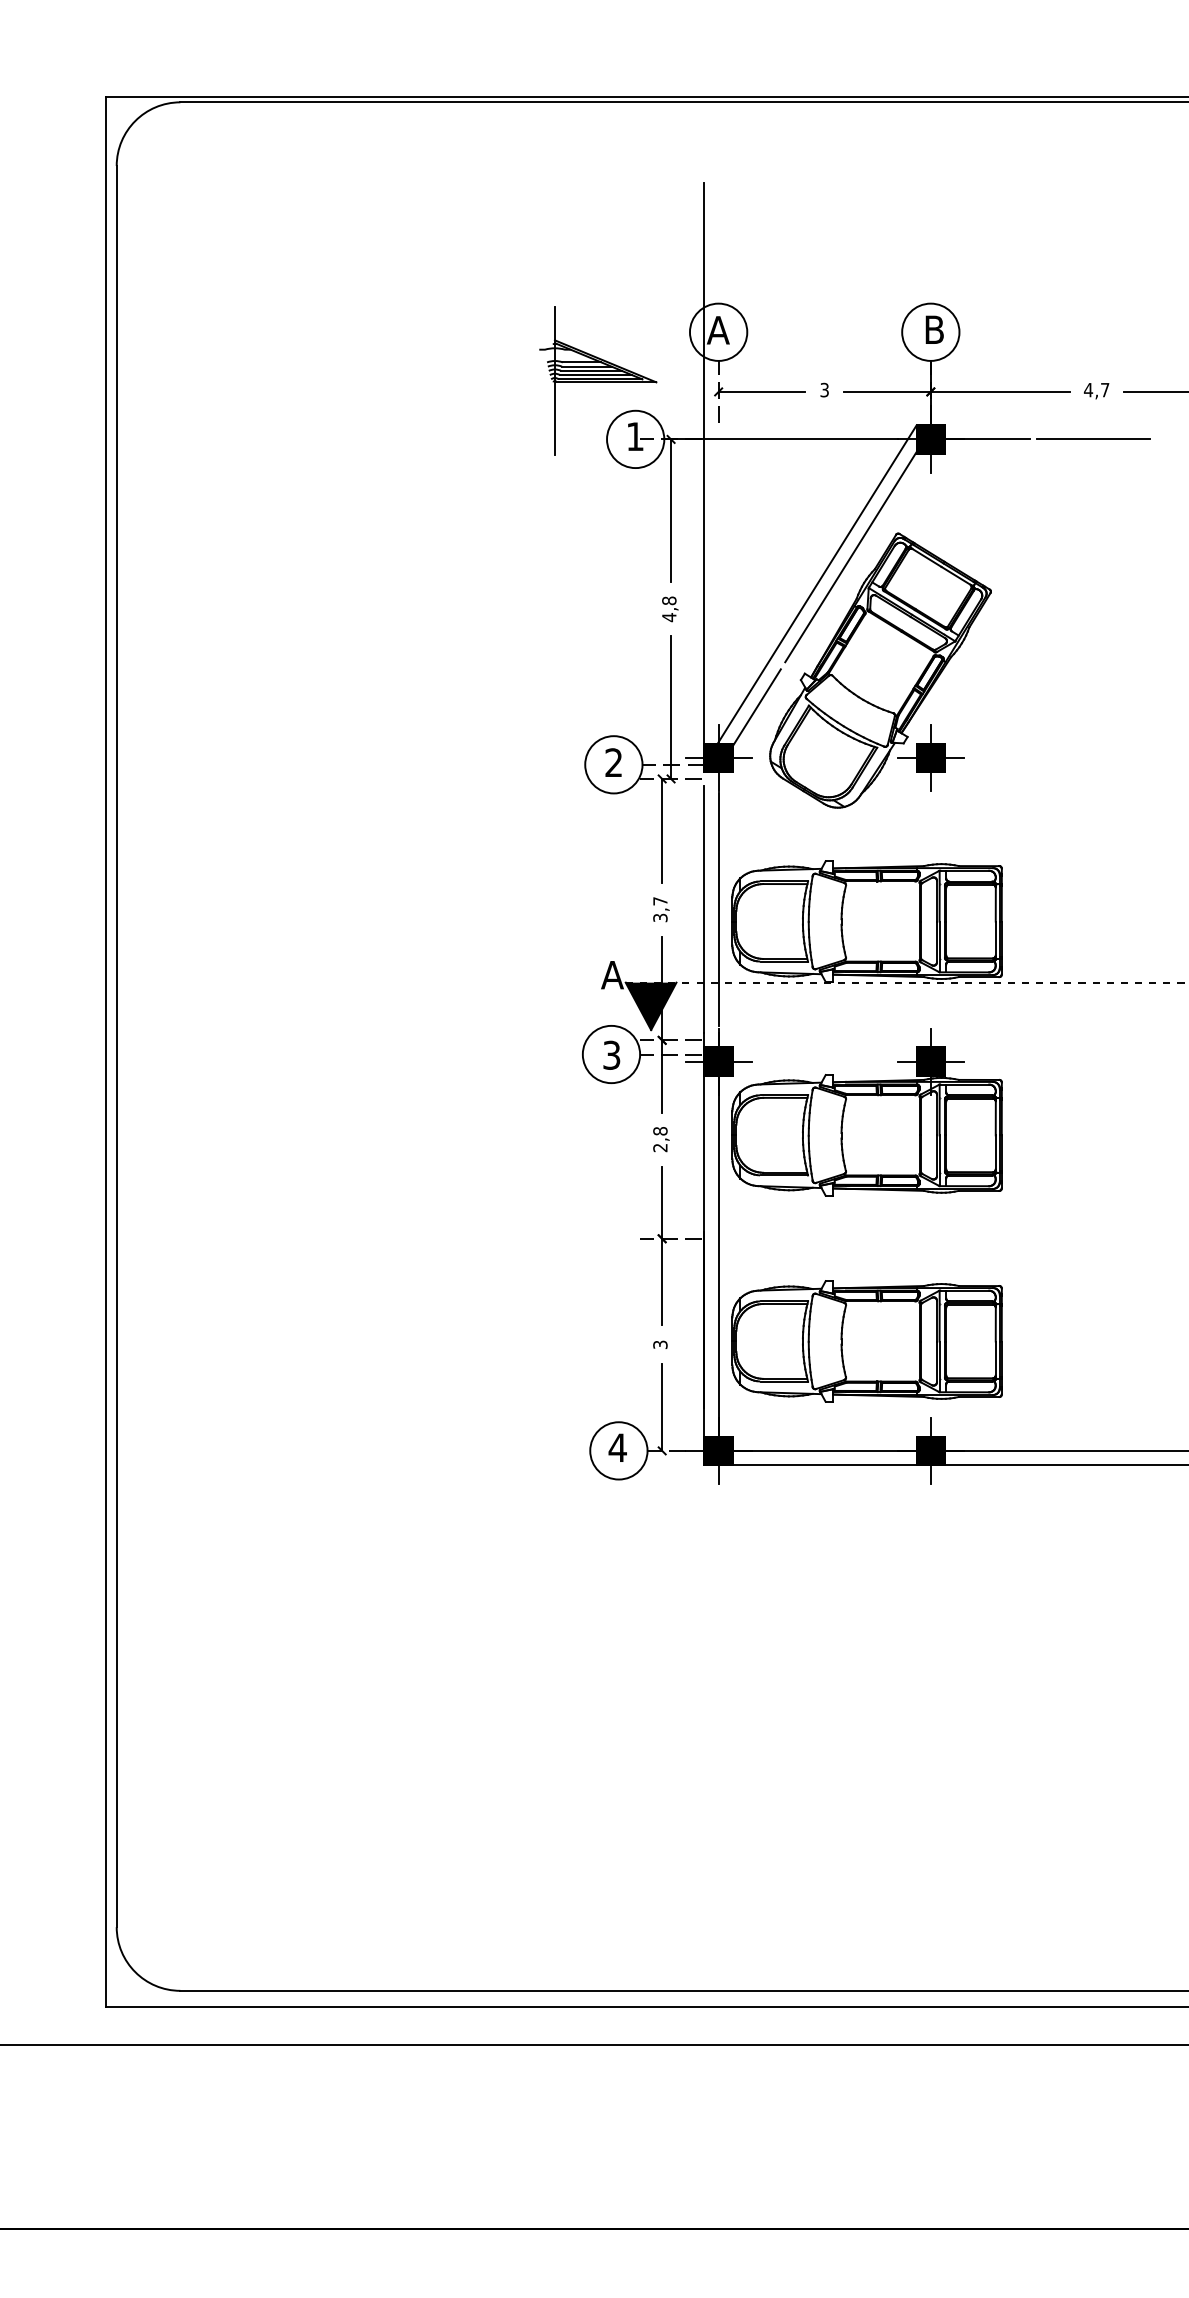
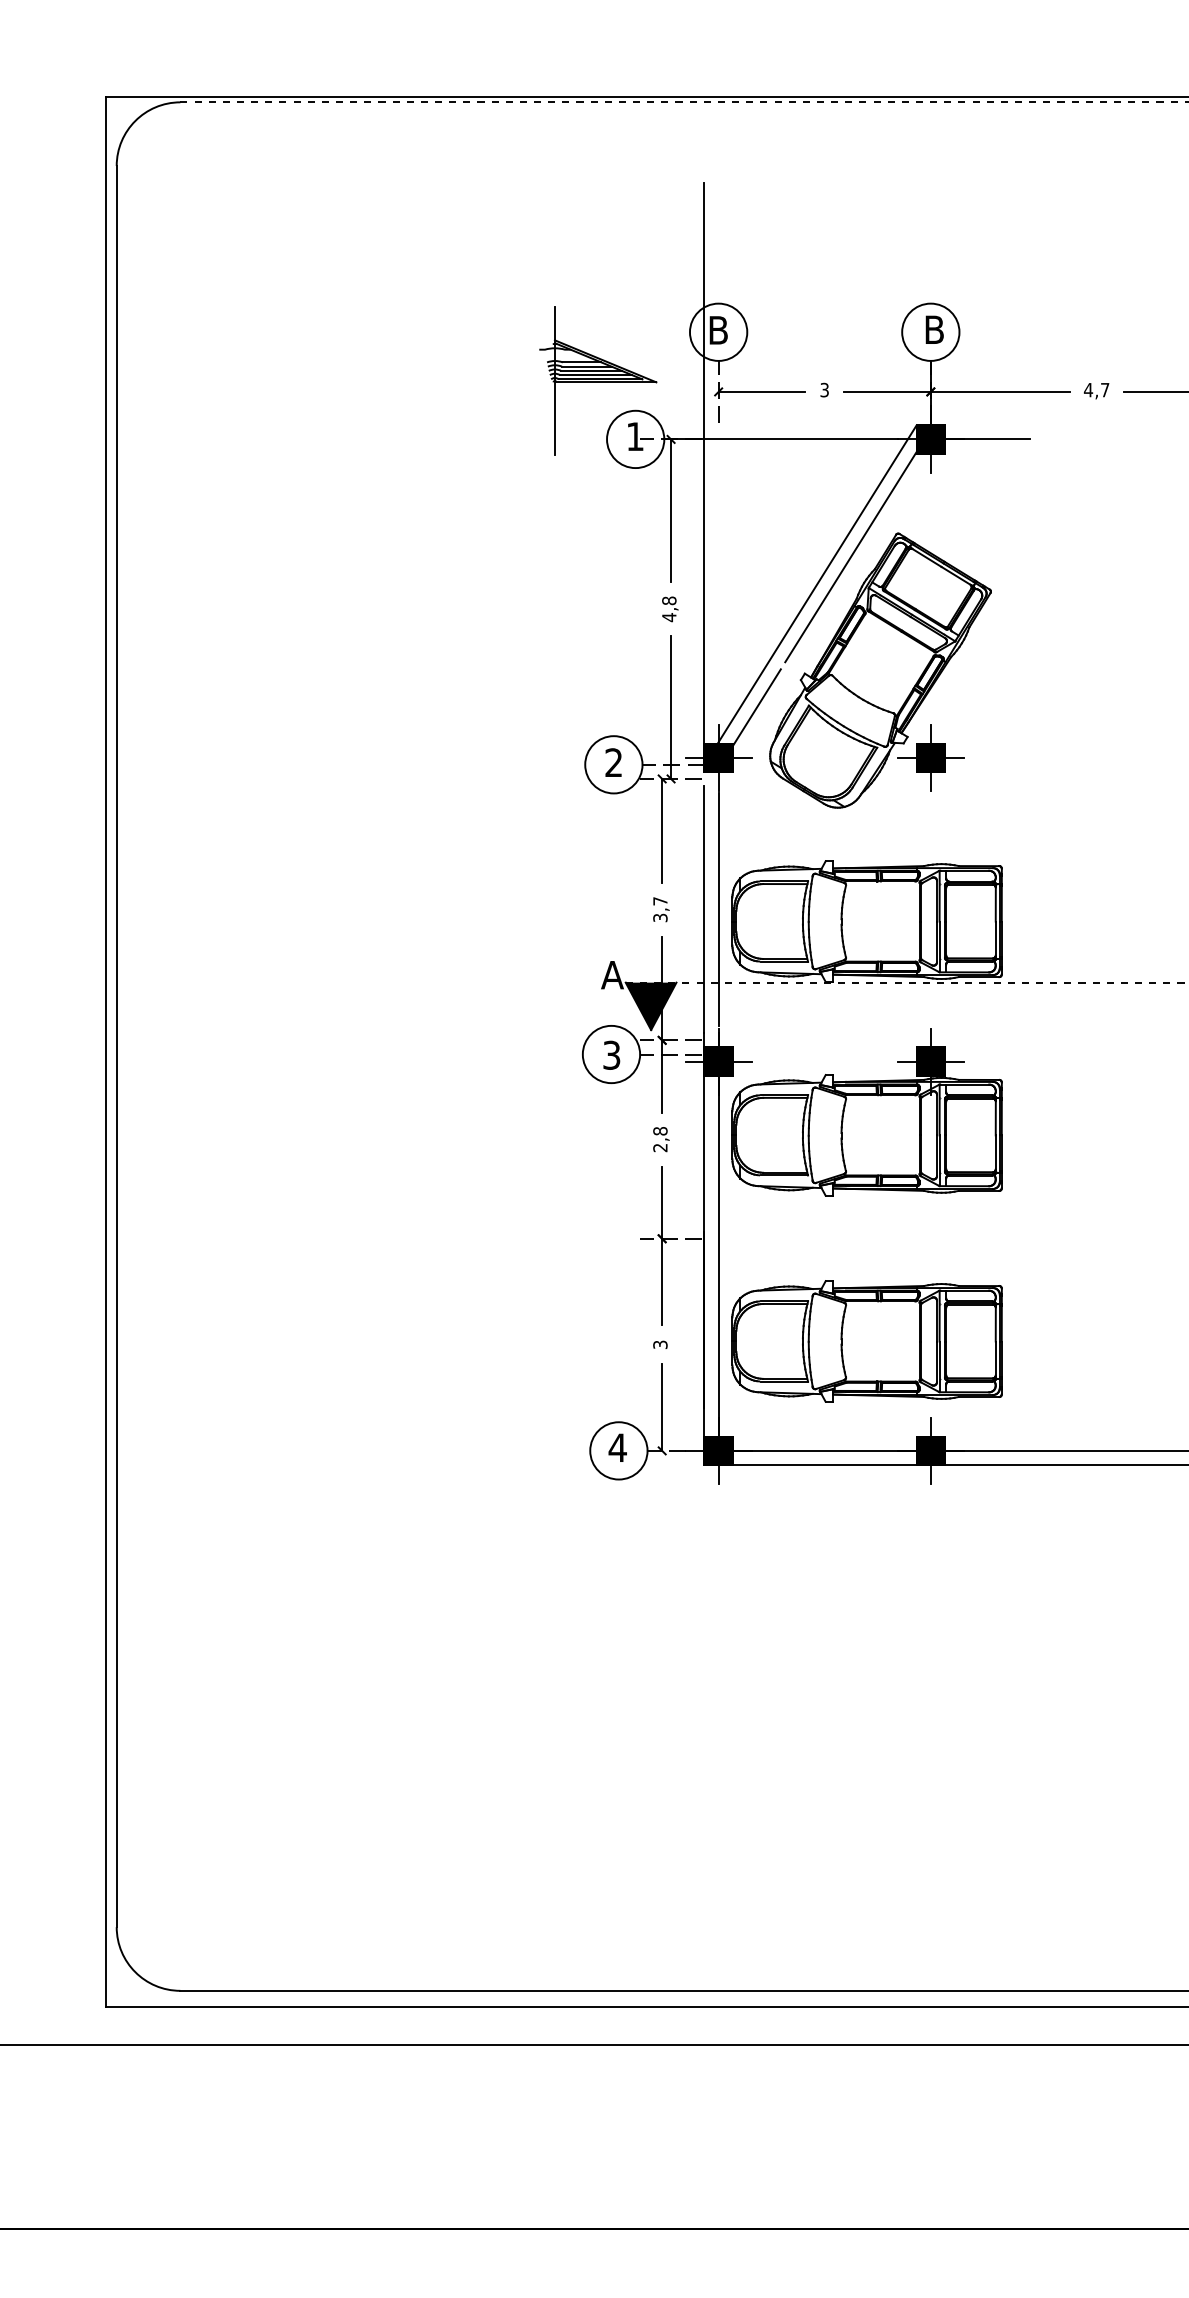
line: solid -> dashed (684, 102)
text: A -> B (717, 330)
line: present -> none (1092, 439)
